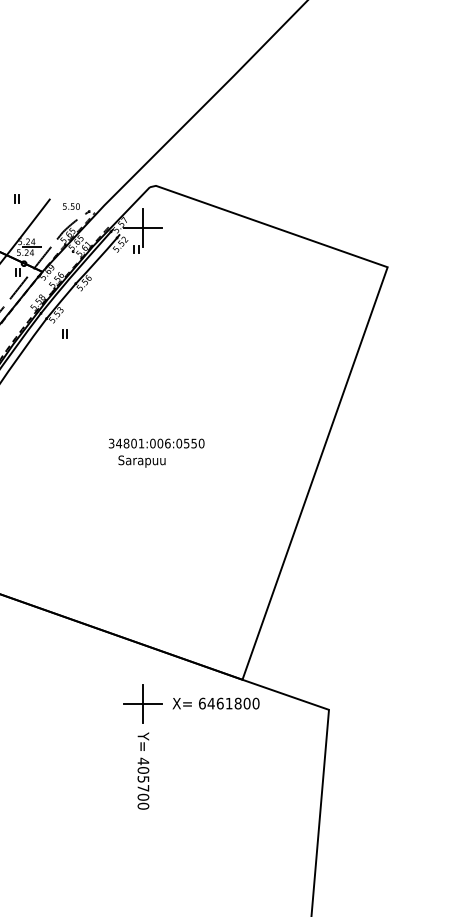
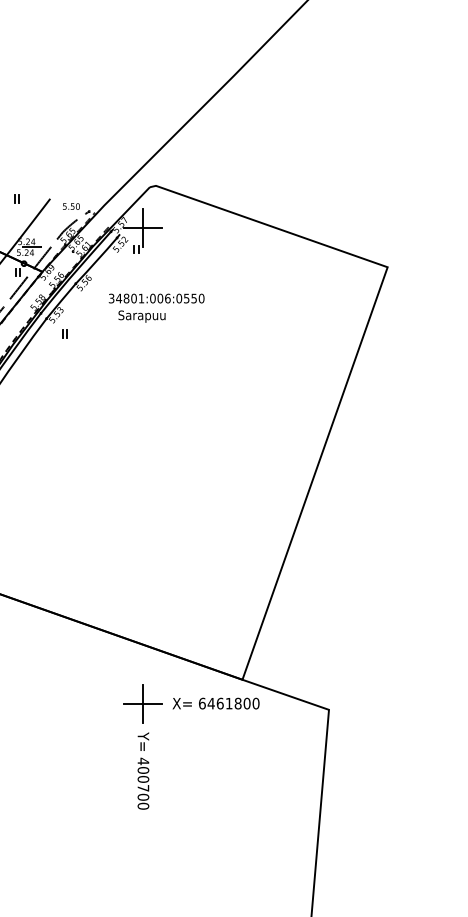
text position: (156, 452) -> (156, 307) (156, 307)
text: 405700 -> 400700 (143, 778)
